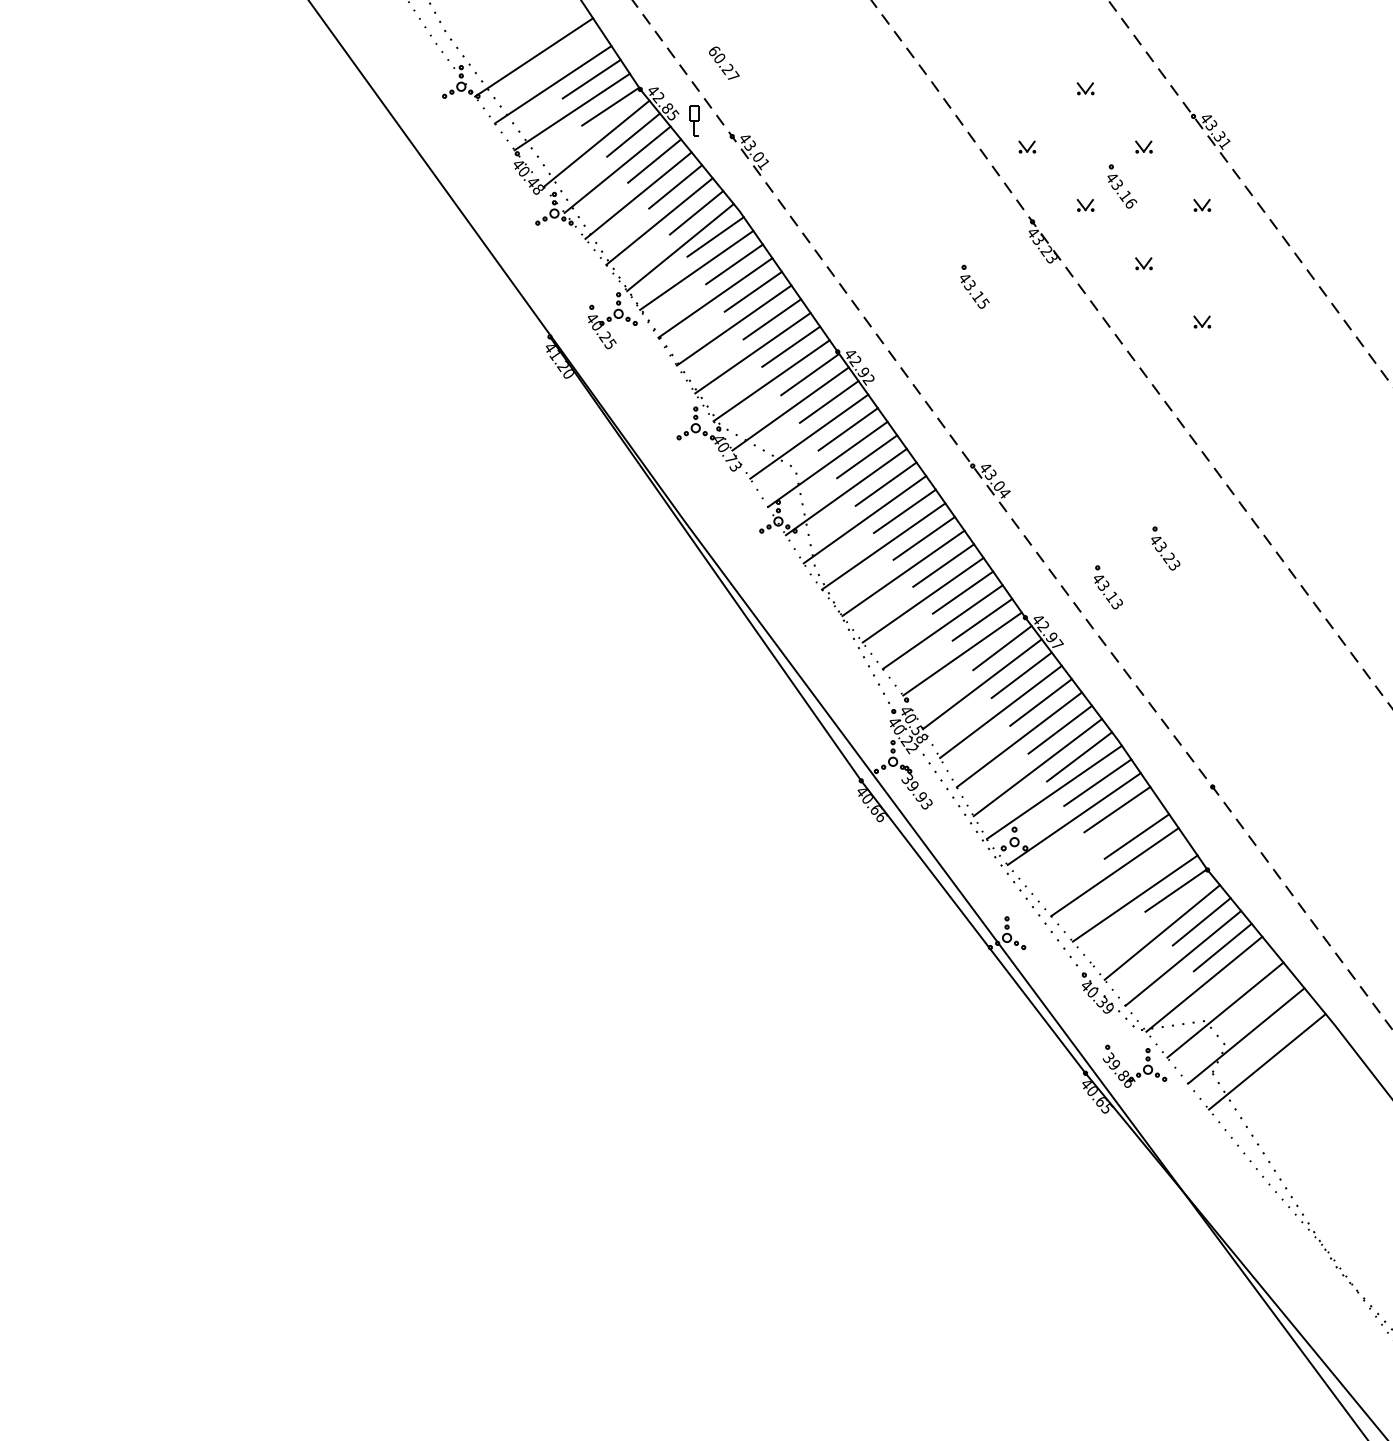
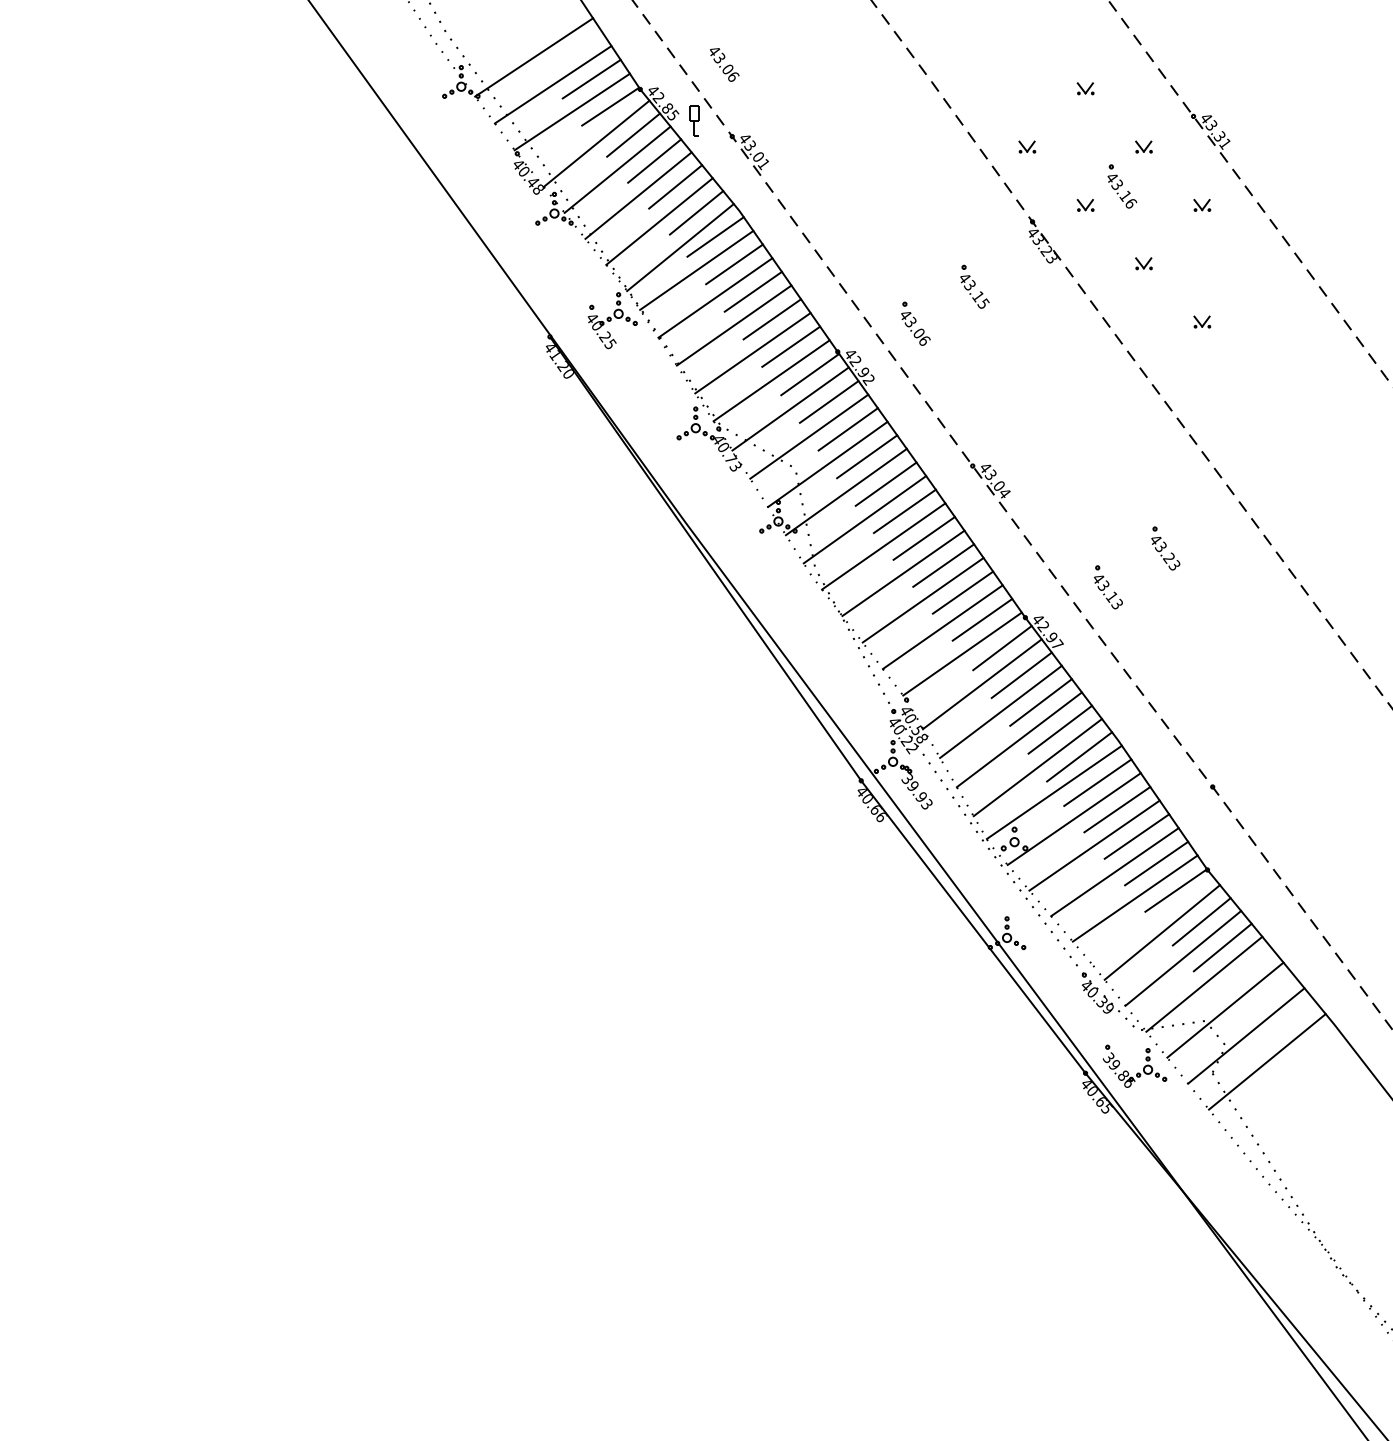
text: 60.27 -> 43.06 (724, 63)
part: none -> present (915, 323)
line: none -> present (1094, 845)
line: none -> present (1156, 863)
